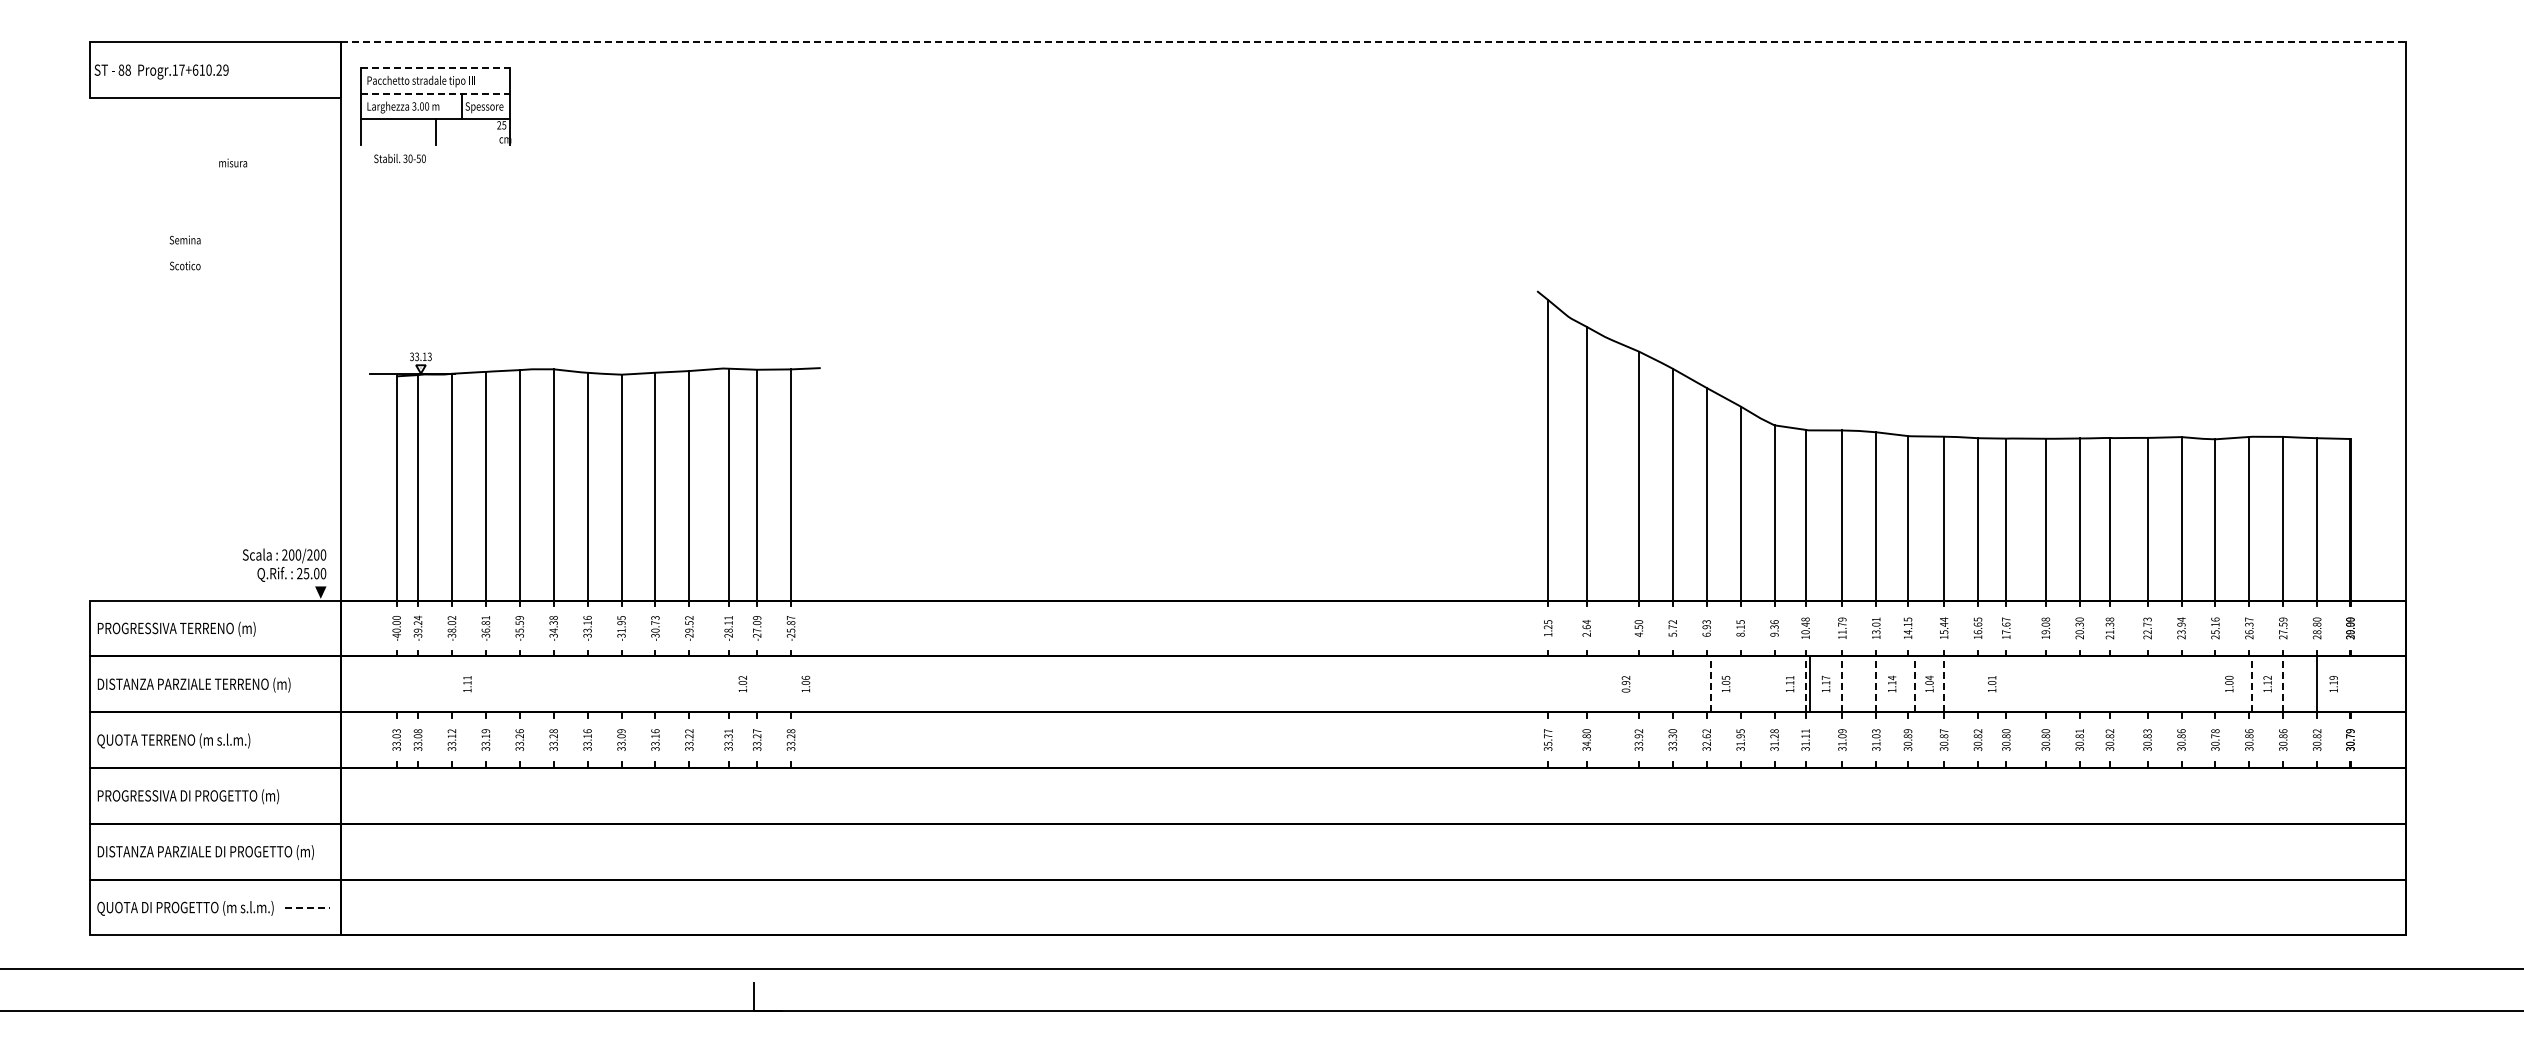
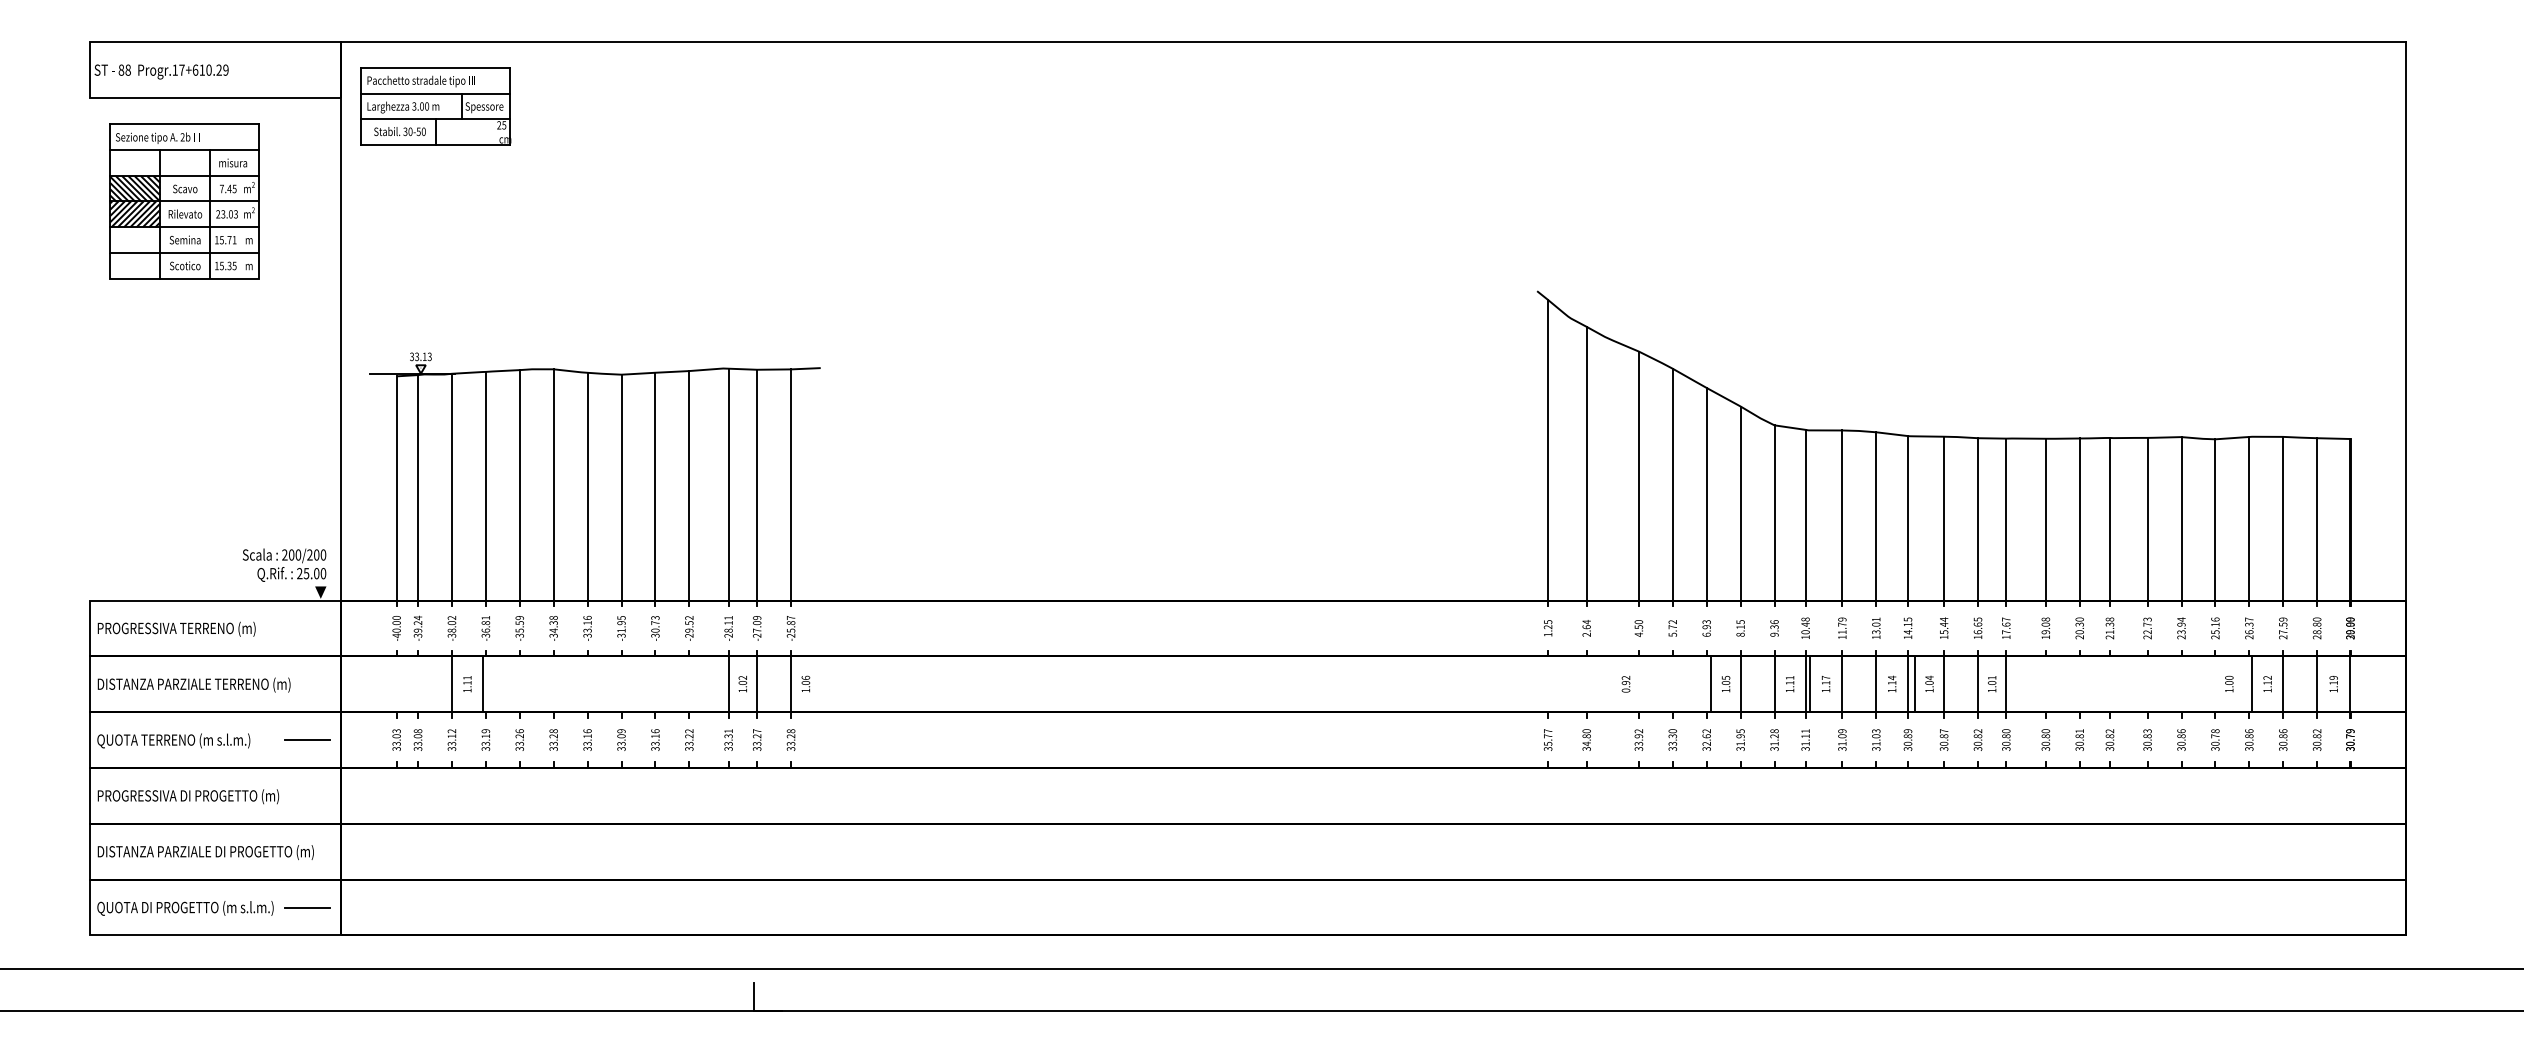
line: dashed -> solid (1373, 42)
line: dashed -> solid (435, 67)
line: dashed -> solid (435, 93)
line: none -> present (435, 144)
text position: (399, 158) -> (399, 131) (399, 131)
part: none -> present (184, 201)
line: none -> present (451, 684)
line: none -> present (482, 684)
line: none -> present (728, 684)
line: none -> present (757, 684)
line: none -> present (791, 684)
line: dashed -> solid (1711, 684)
line: none -> present (1740, 684)
line: none -> present (1774, 684)
line: dashed -> solid (1805, 684)
line: dashed -> solid (1842, 684)
line: dashed -> solid (1876, 684)
line: none -> present (1908, 684)
line: dashed -> solid (1915, 684)
line: dashed -> solid (1944, 684)
line: none -> present (1978, 684)
line: none -> present (2006, 684)
line: dashed -> solid (2252, 684)
line: dashed -> solid (2283, 684)
line: none -> present (2350, 684)
line: none -> present (307, 740)
line: dashed -> solid (307, 907)
